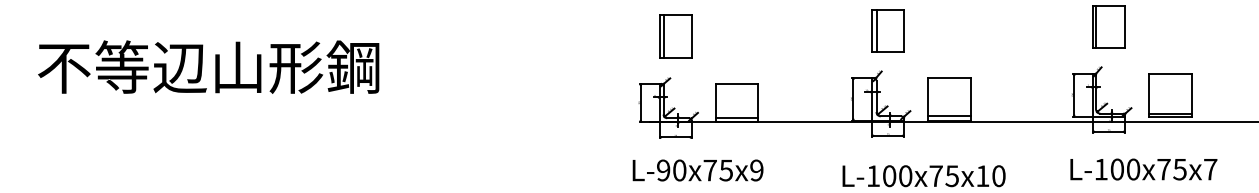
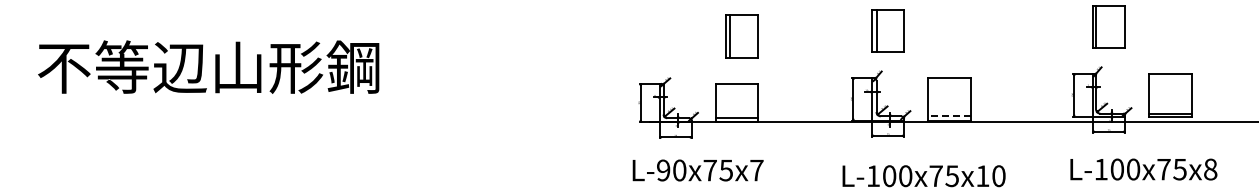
part position: (675, 36) -> (741, 36) (741, 36)
line: solid -> dashed (949, 116)
text: L-100x75x7 -> L-100x75x8 (1210, 169)
text: L-90x75x9 -> L-90x75x7 (756, 170)
